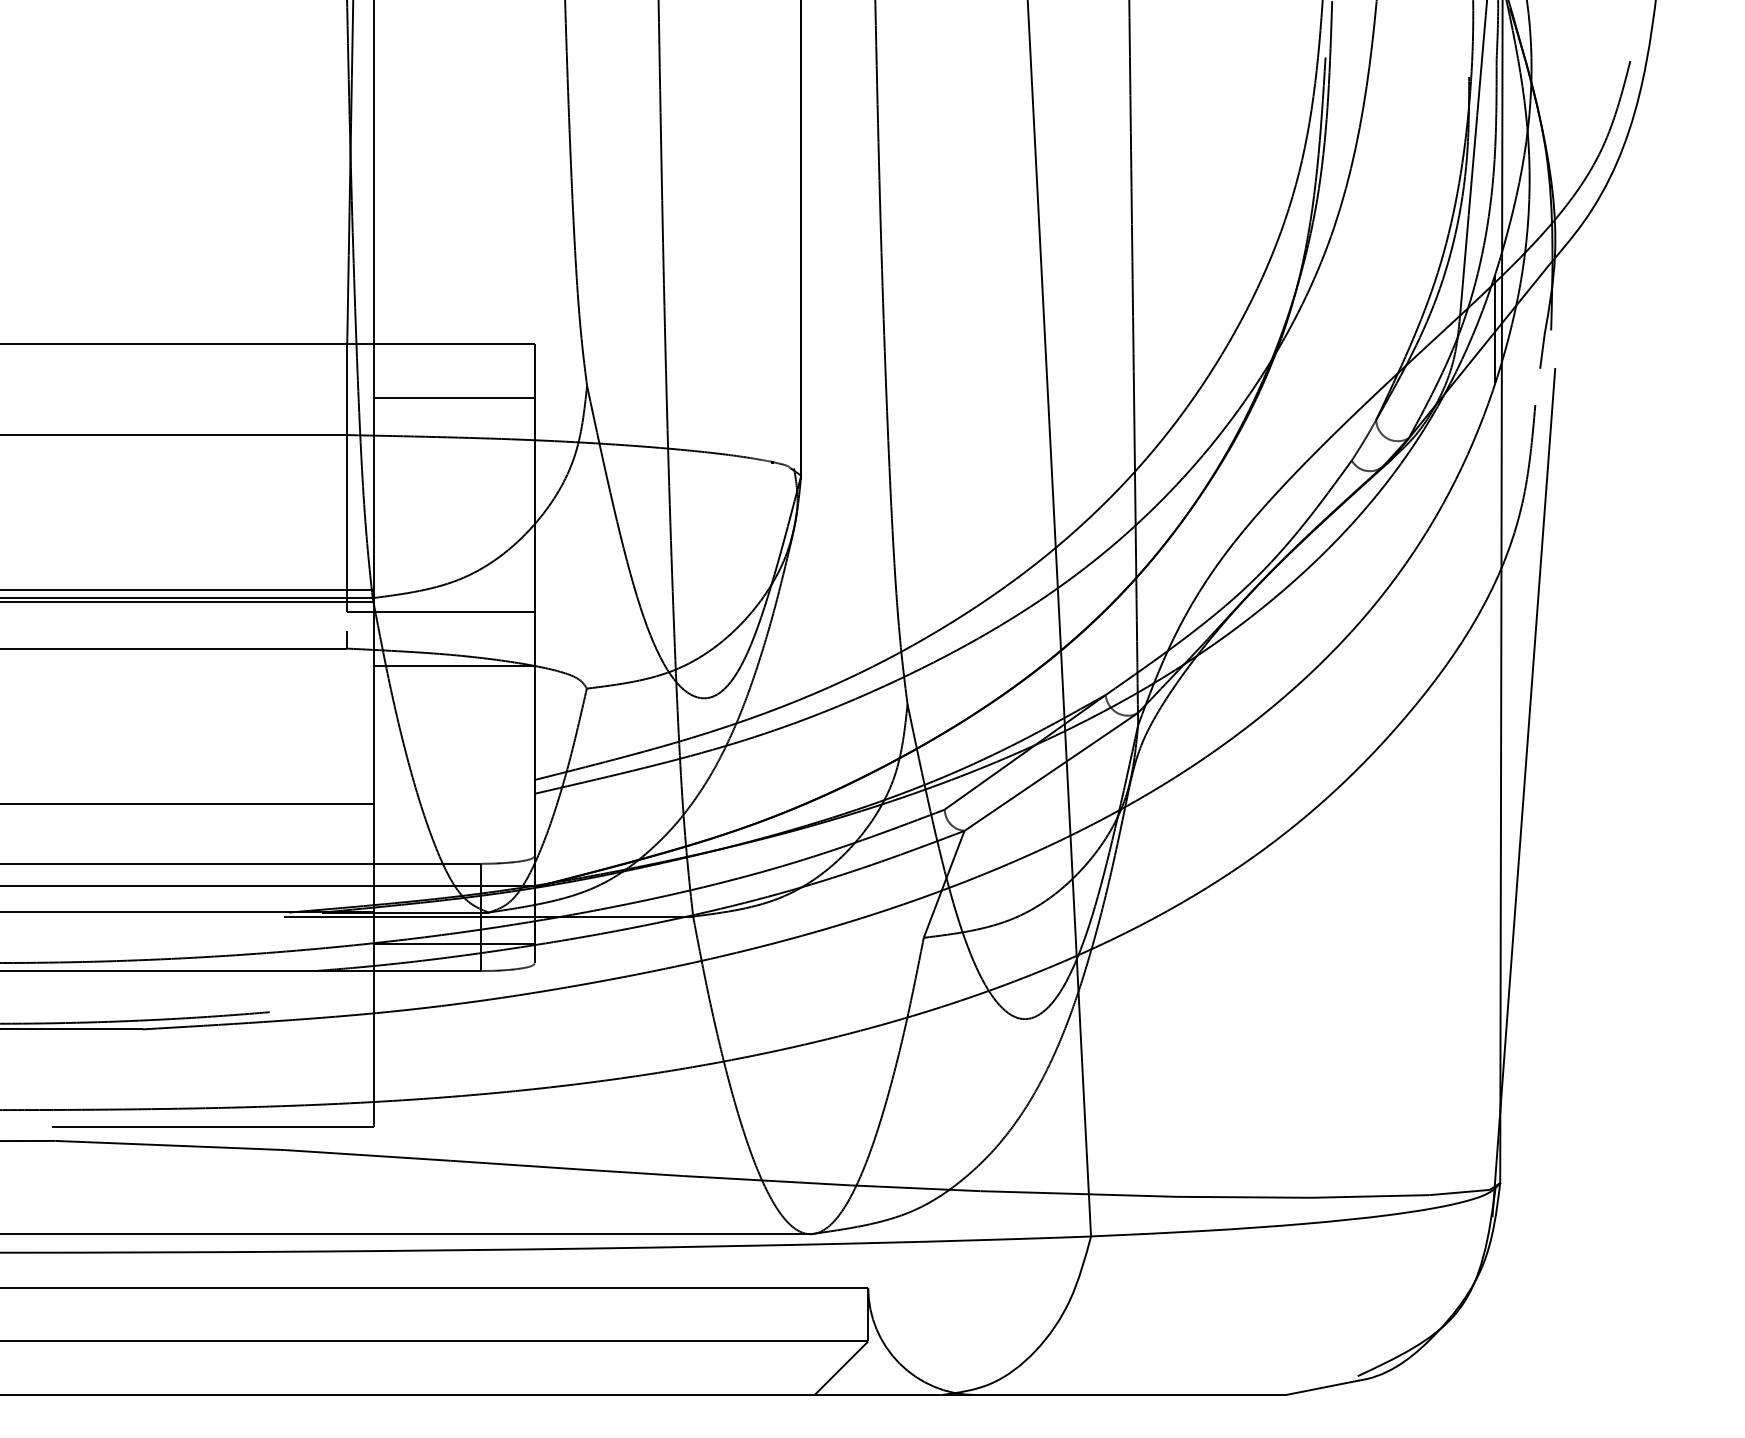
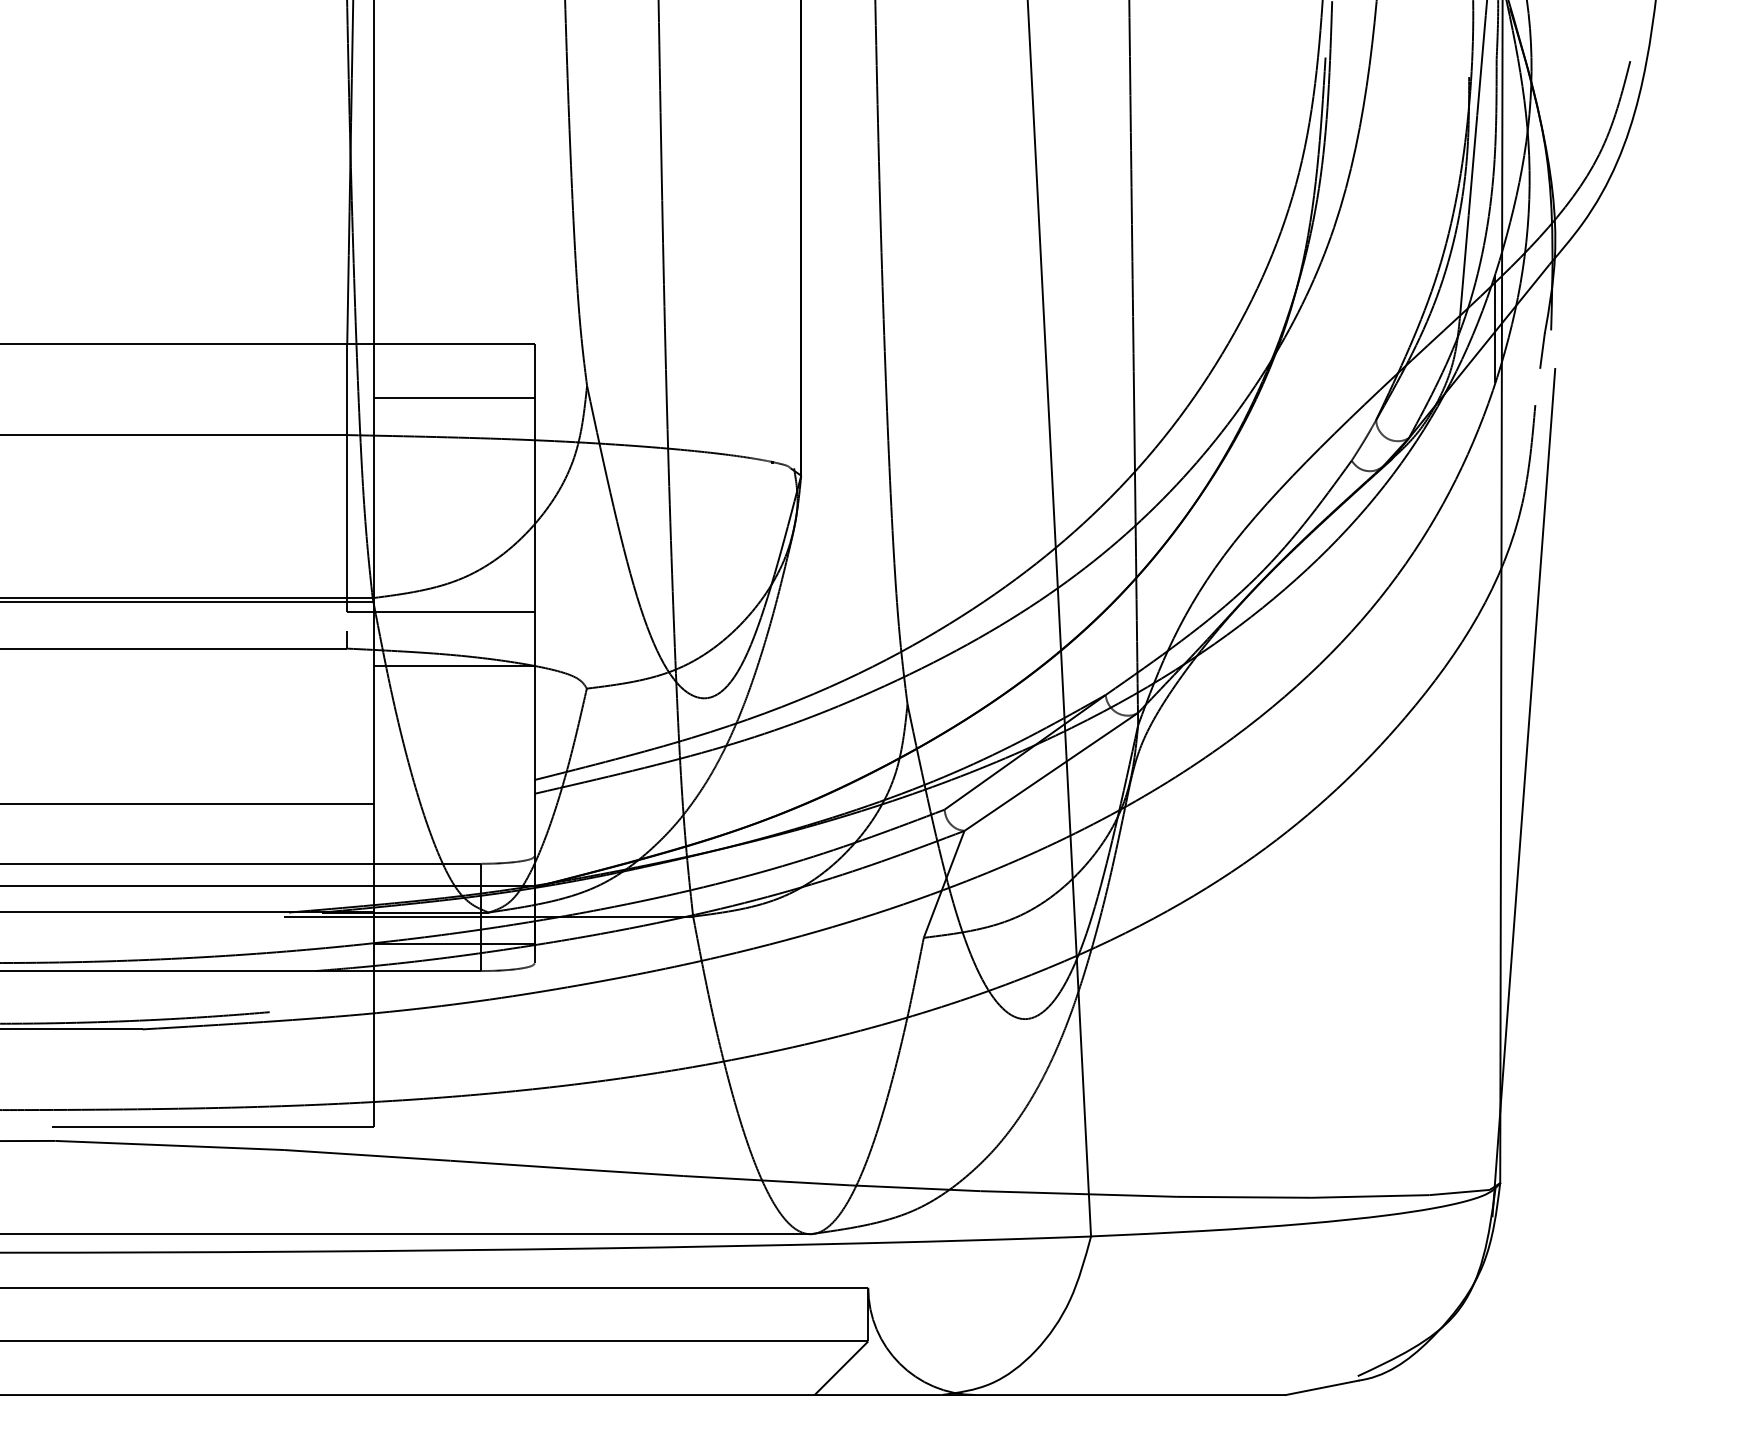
line: present -> none (188, 589)
